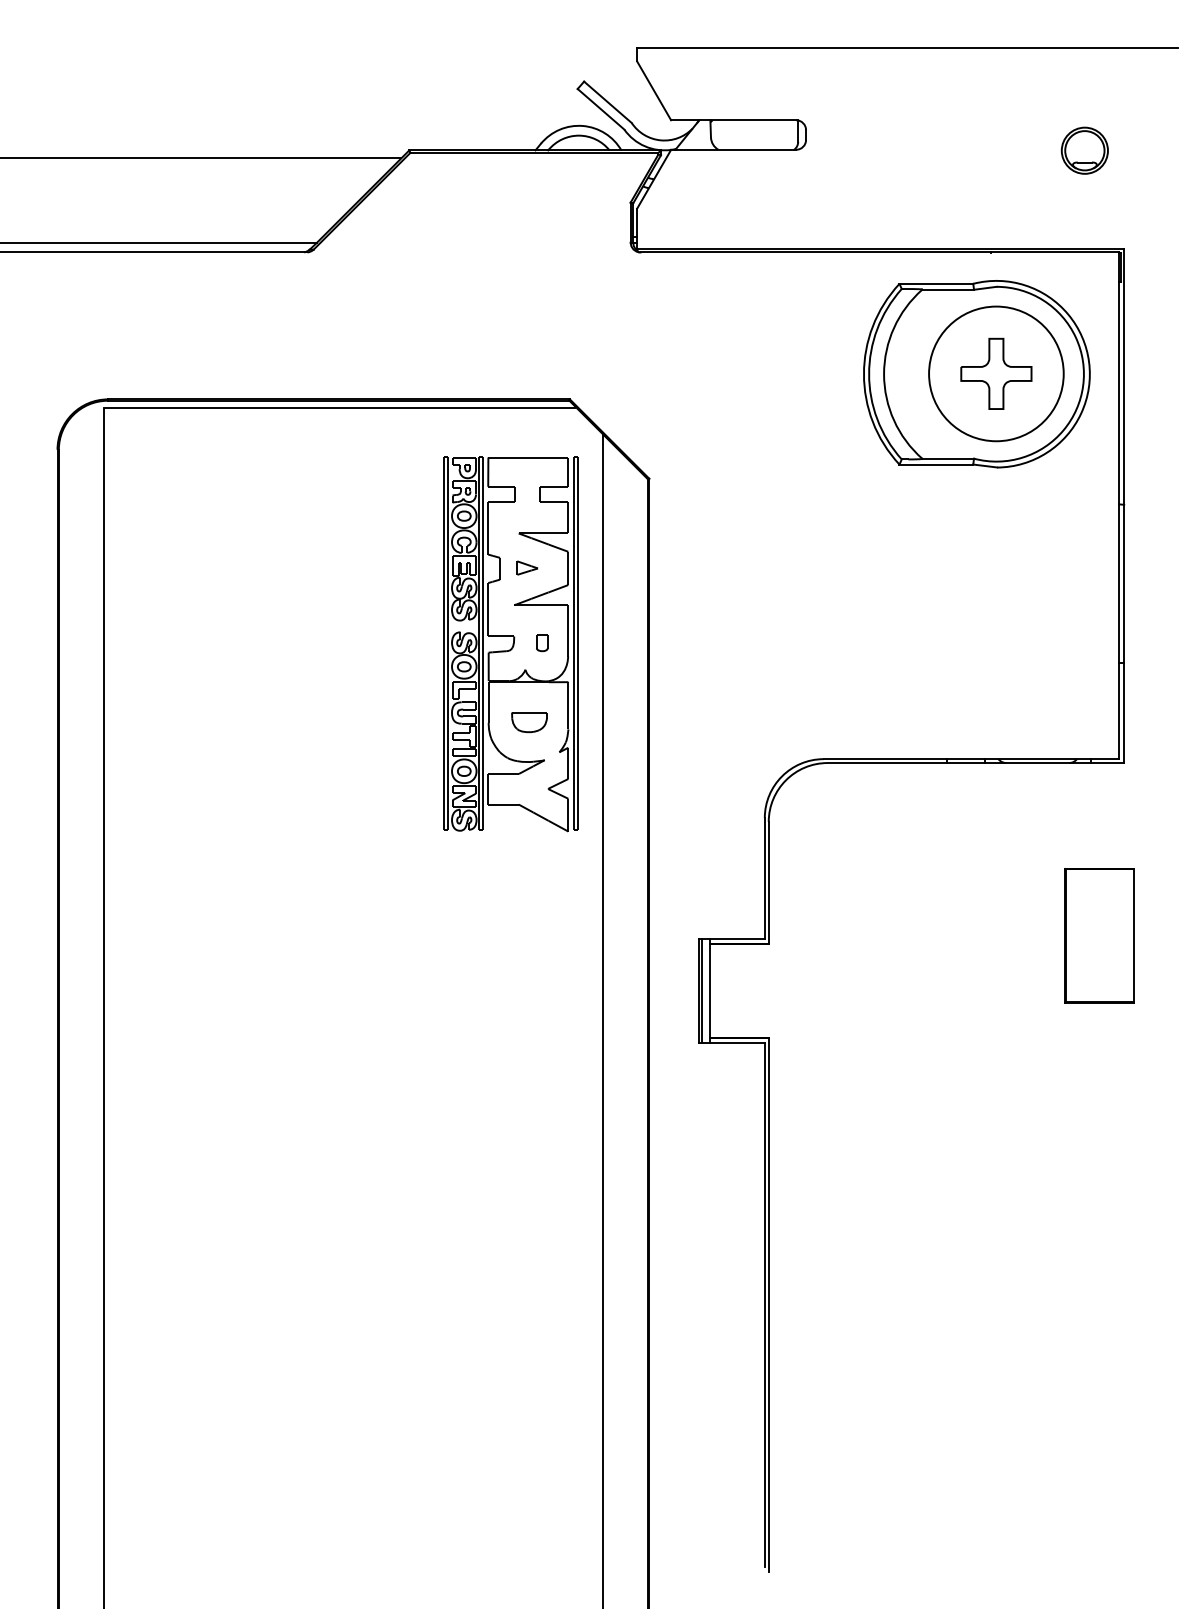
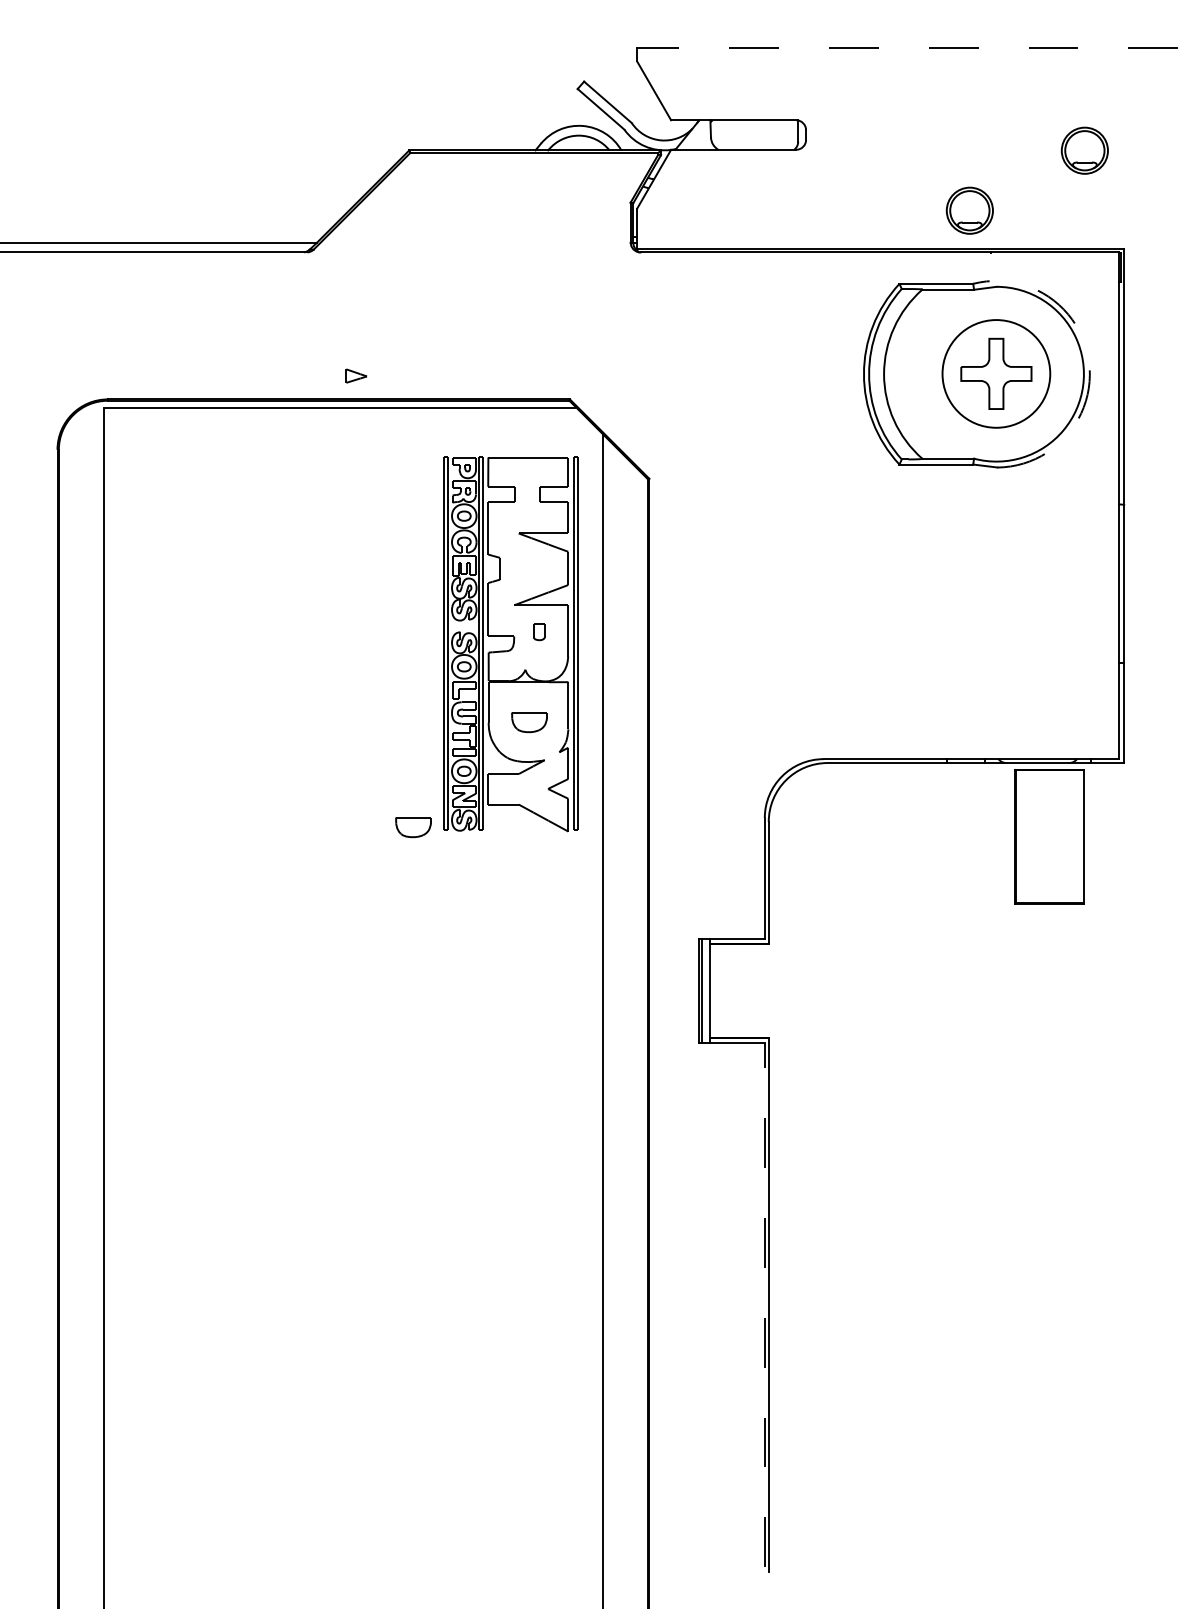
line: solid -> dashed (907, 48)
line: present -> none (201, 158)
part: none -> present (969, 210)
arc: solid -> dashed (1089, 362)
circle diameter: 135 px -> 108 px (996, 373)
part position: (527, 567) -> (356, 375) (356, 375)
part position: (542, 643) -> (539, 632) (539, 632)
part: none -> present (413, 827)
part position: (1099, 935) -> (1049, 836) (1049, 836)
line: solid -> dashed (764, 1304)
